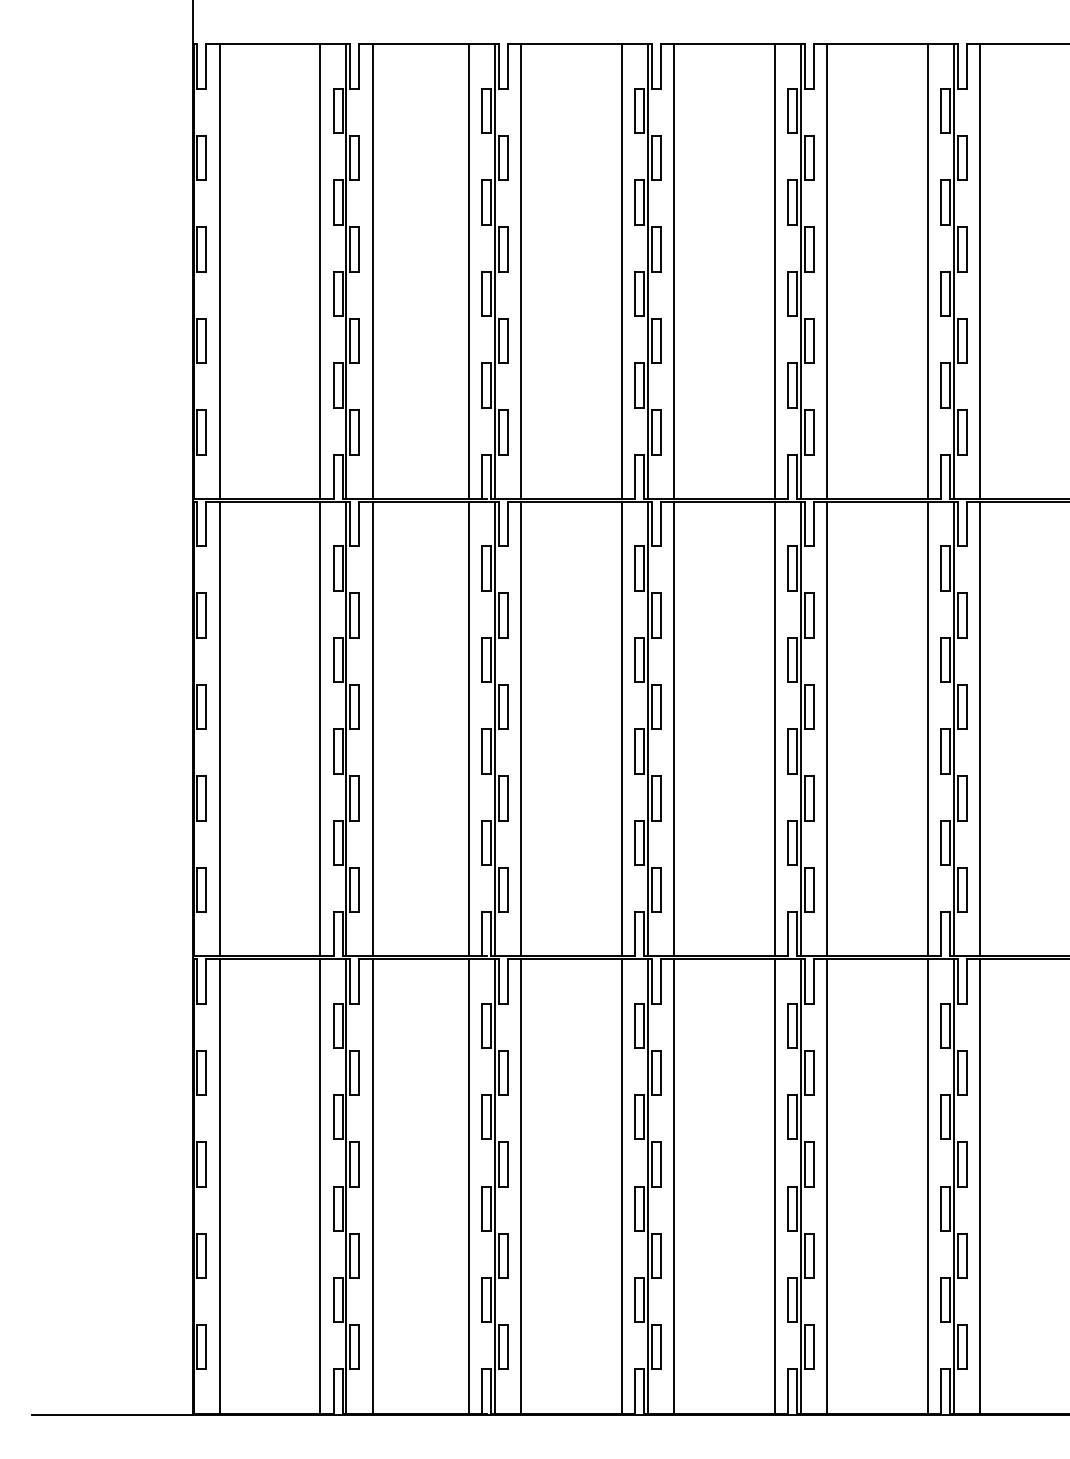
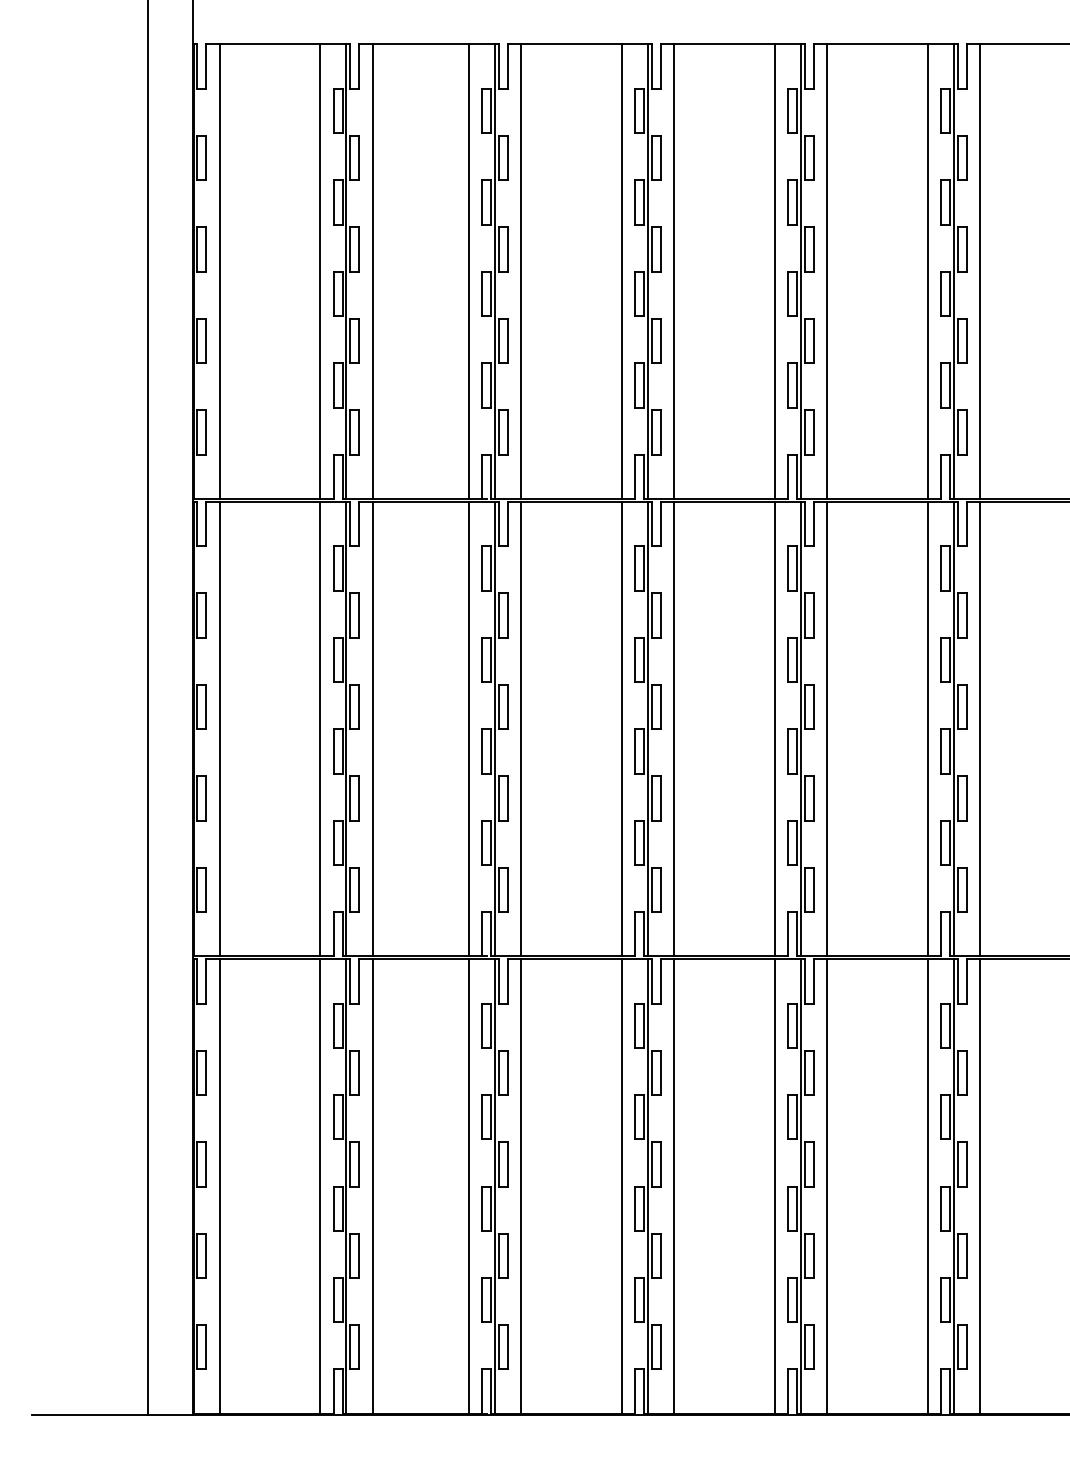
line: none -> present (147, 708)
